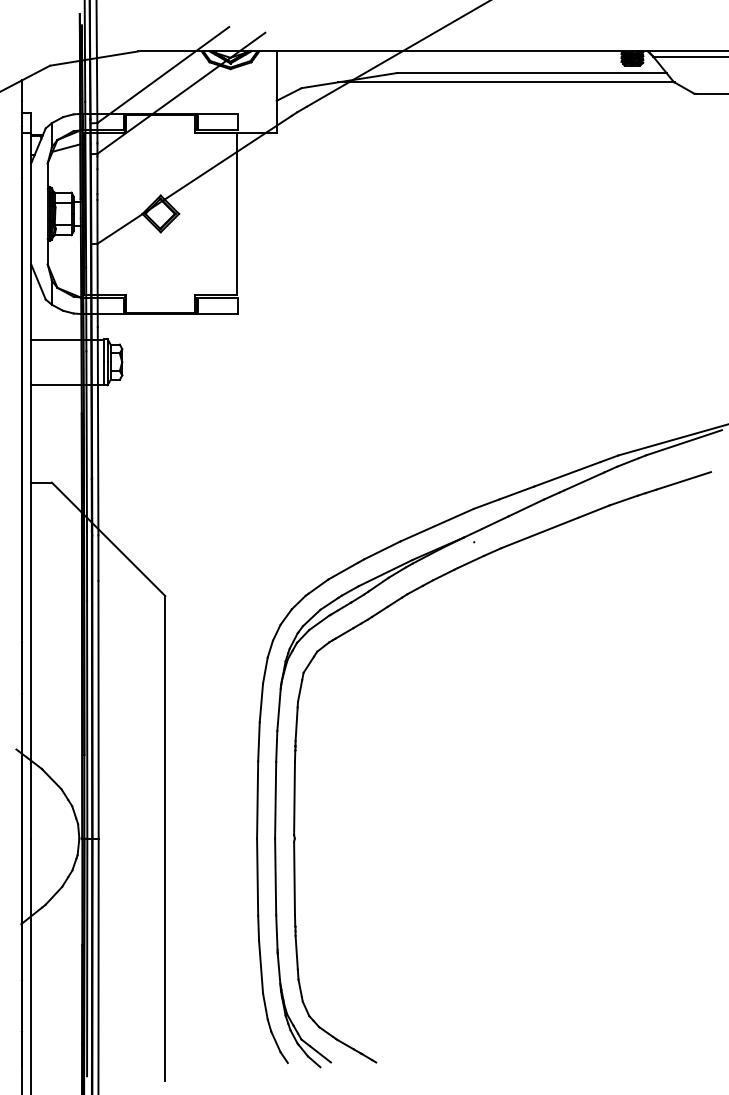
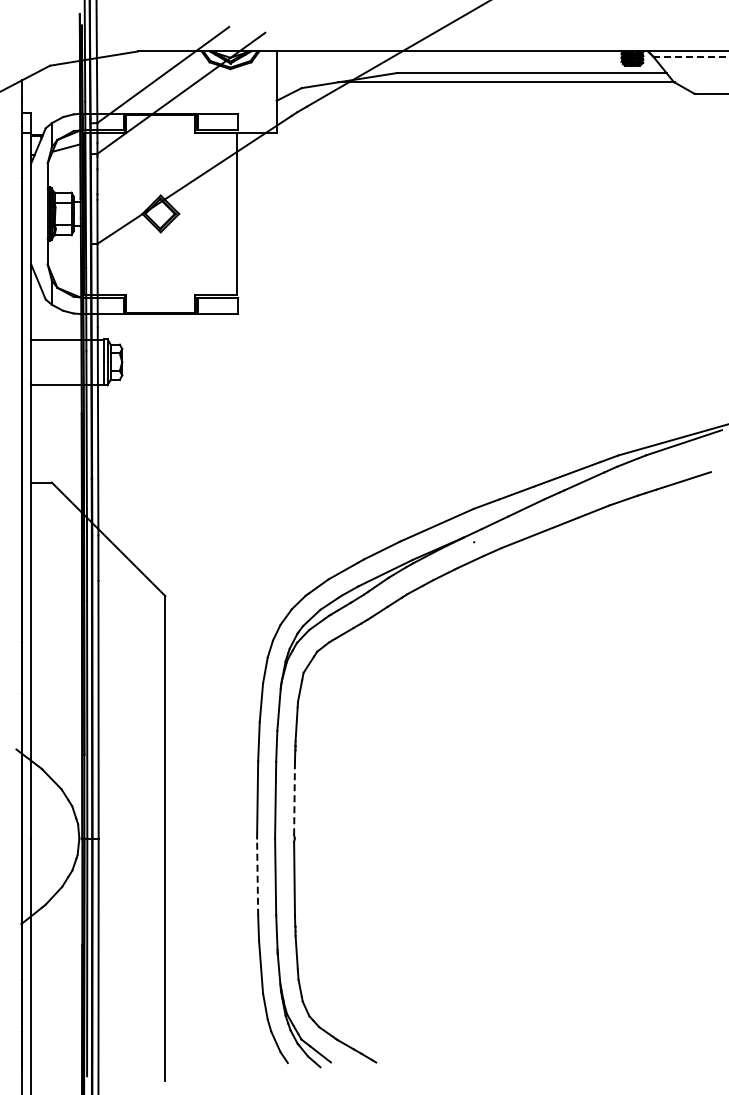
line: solid -> dashed (691, 56)
line: solid -> dashed (294, 799)
line: solid -> dashed (257, 877)
